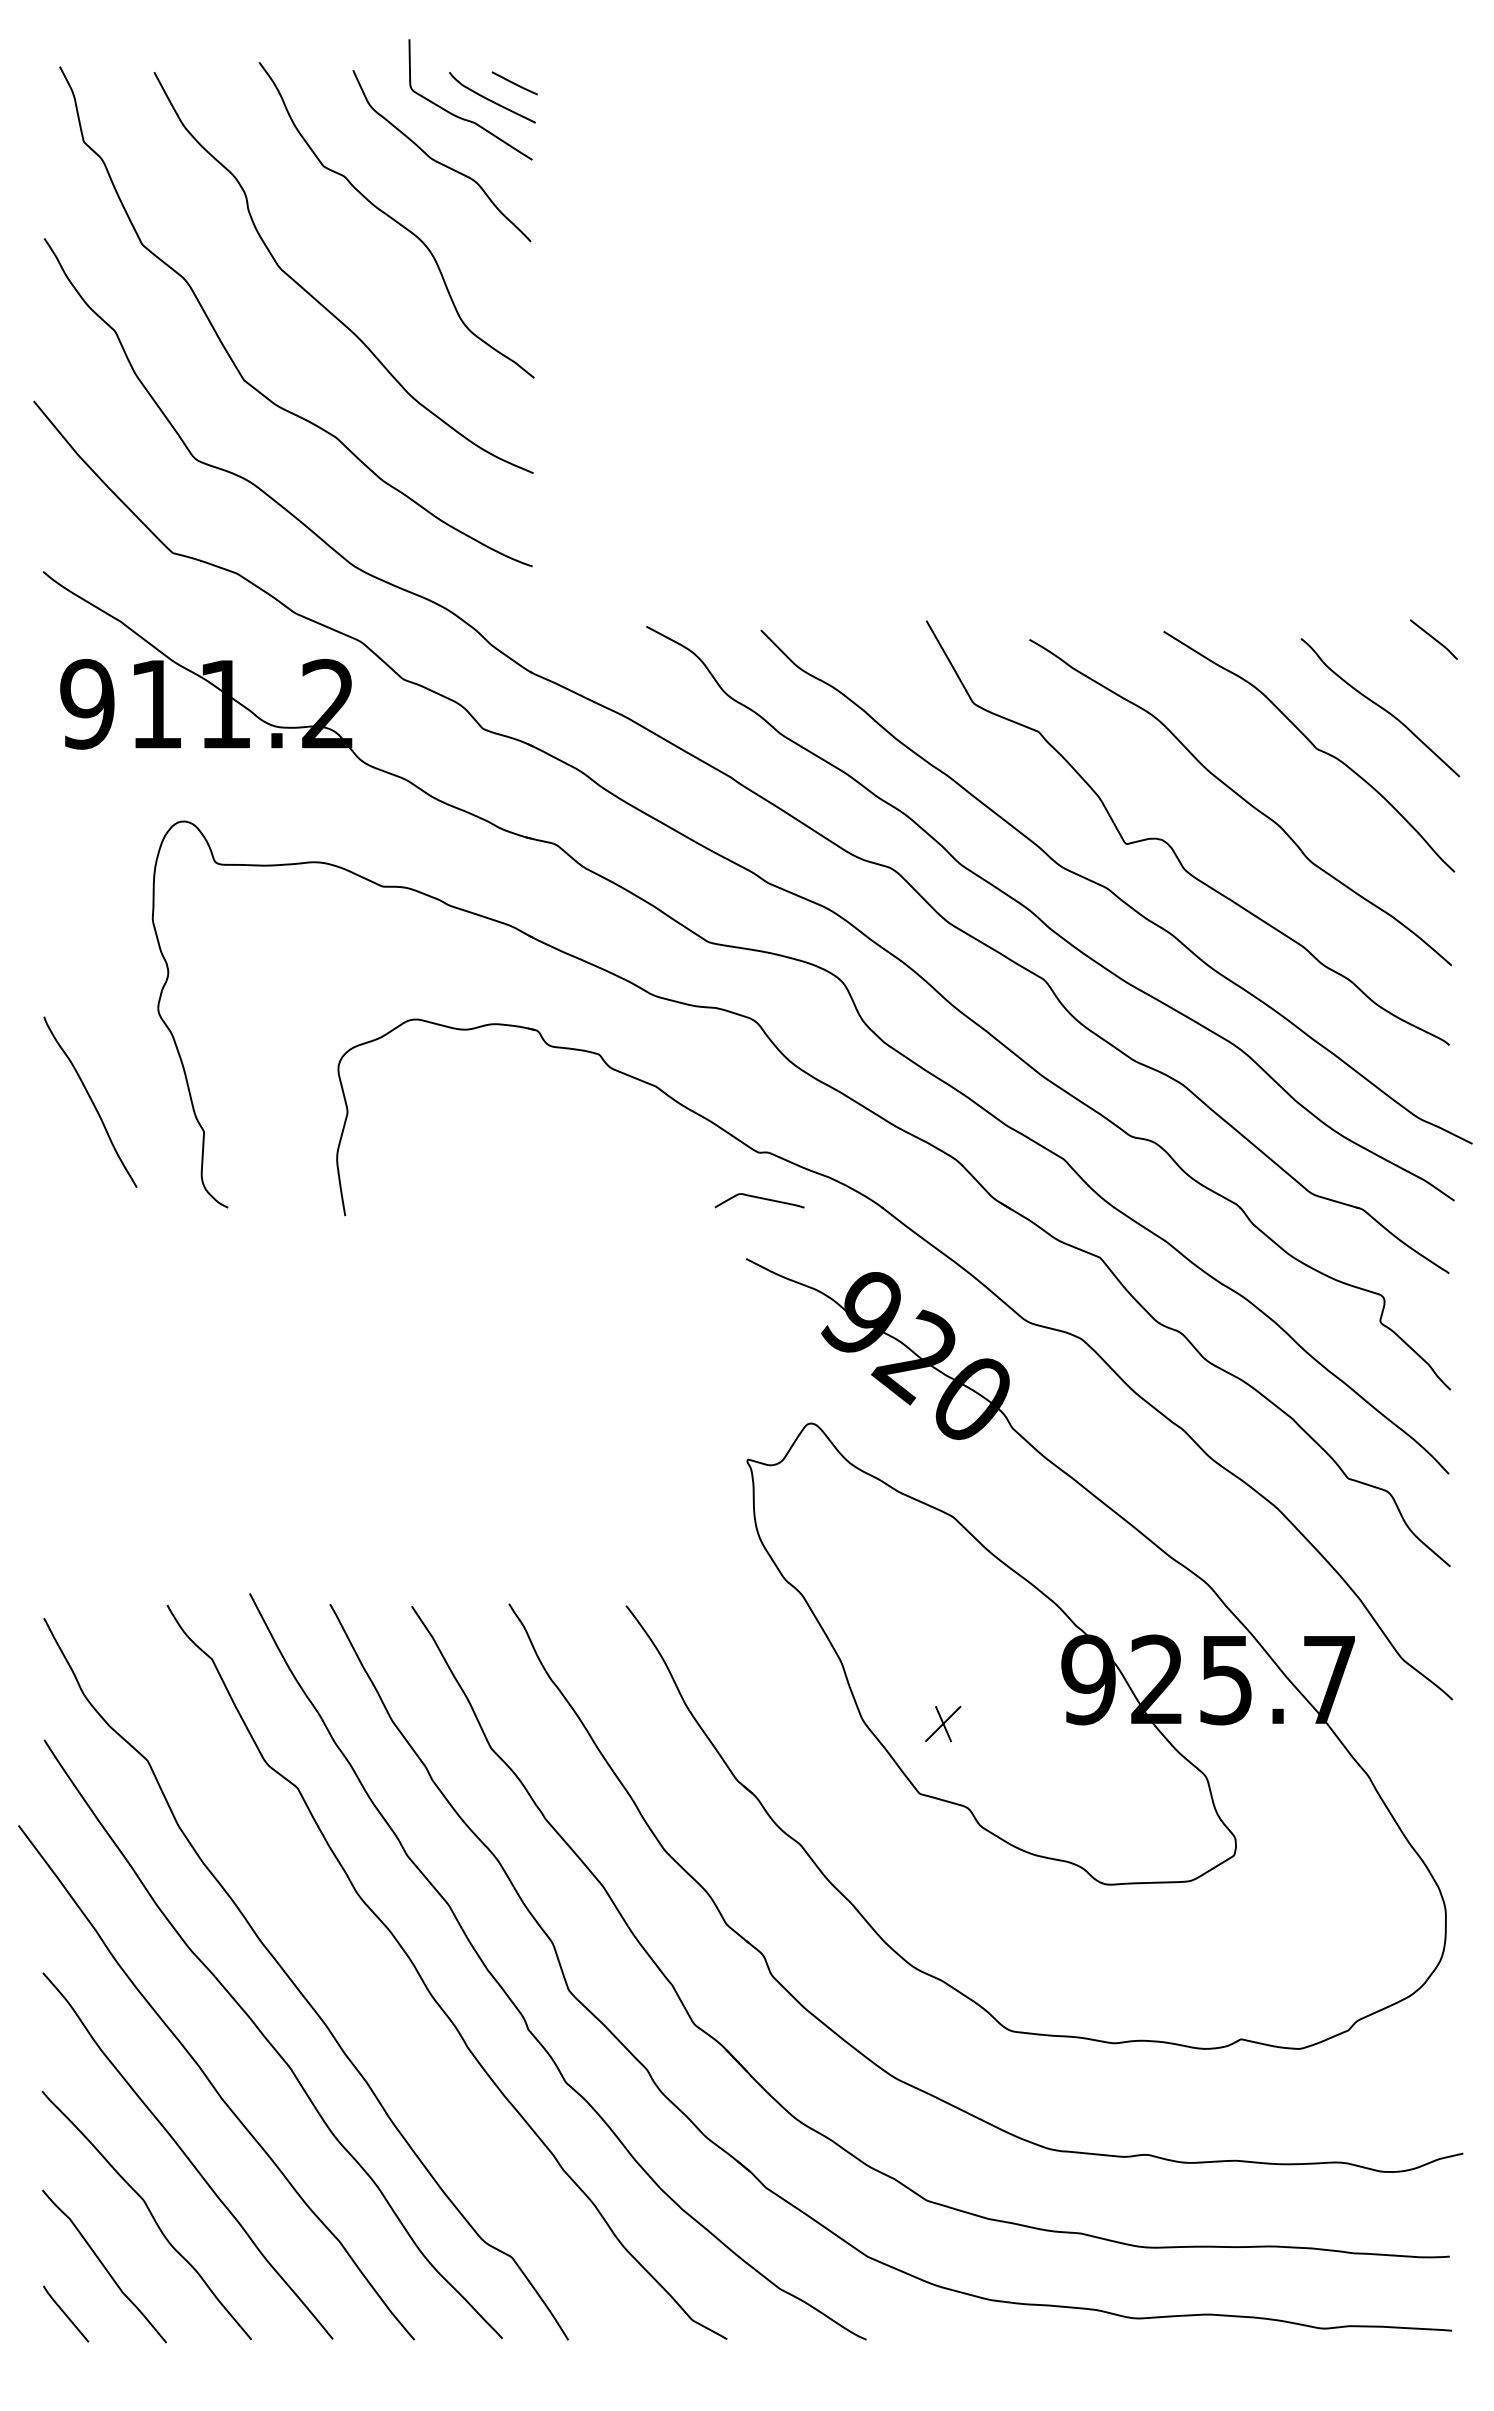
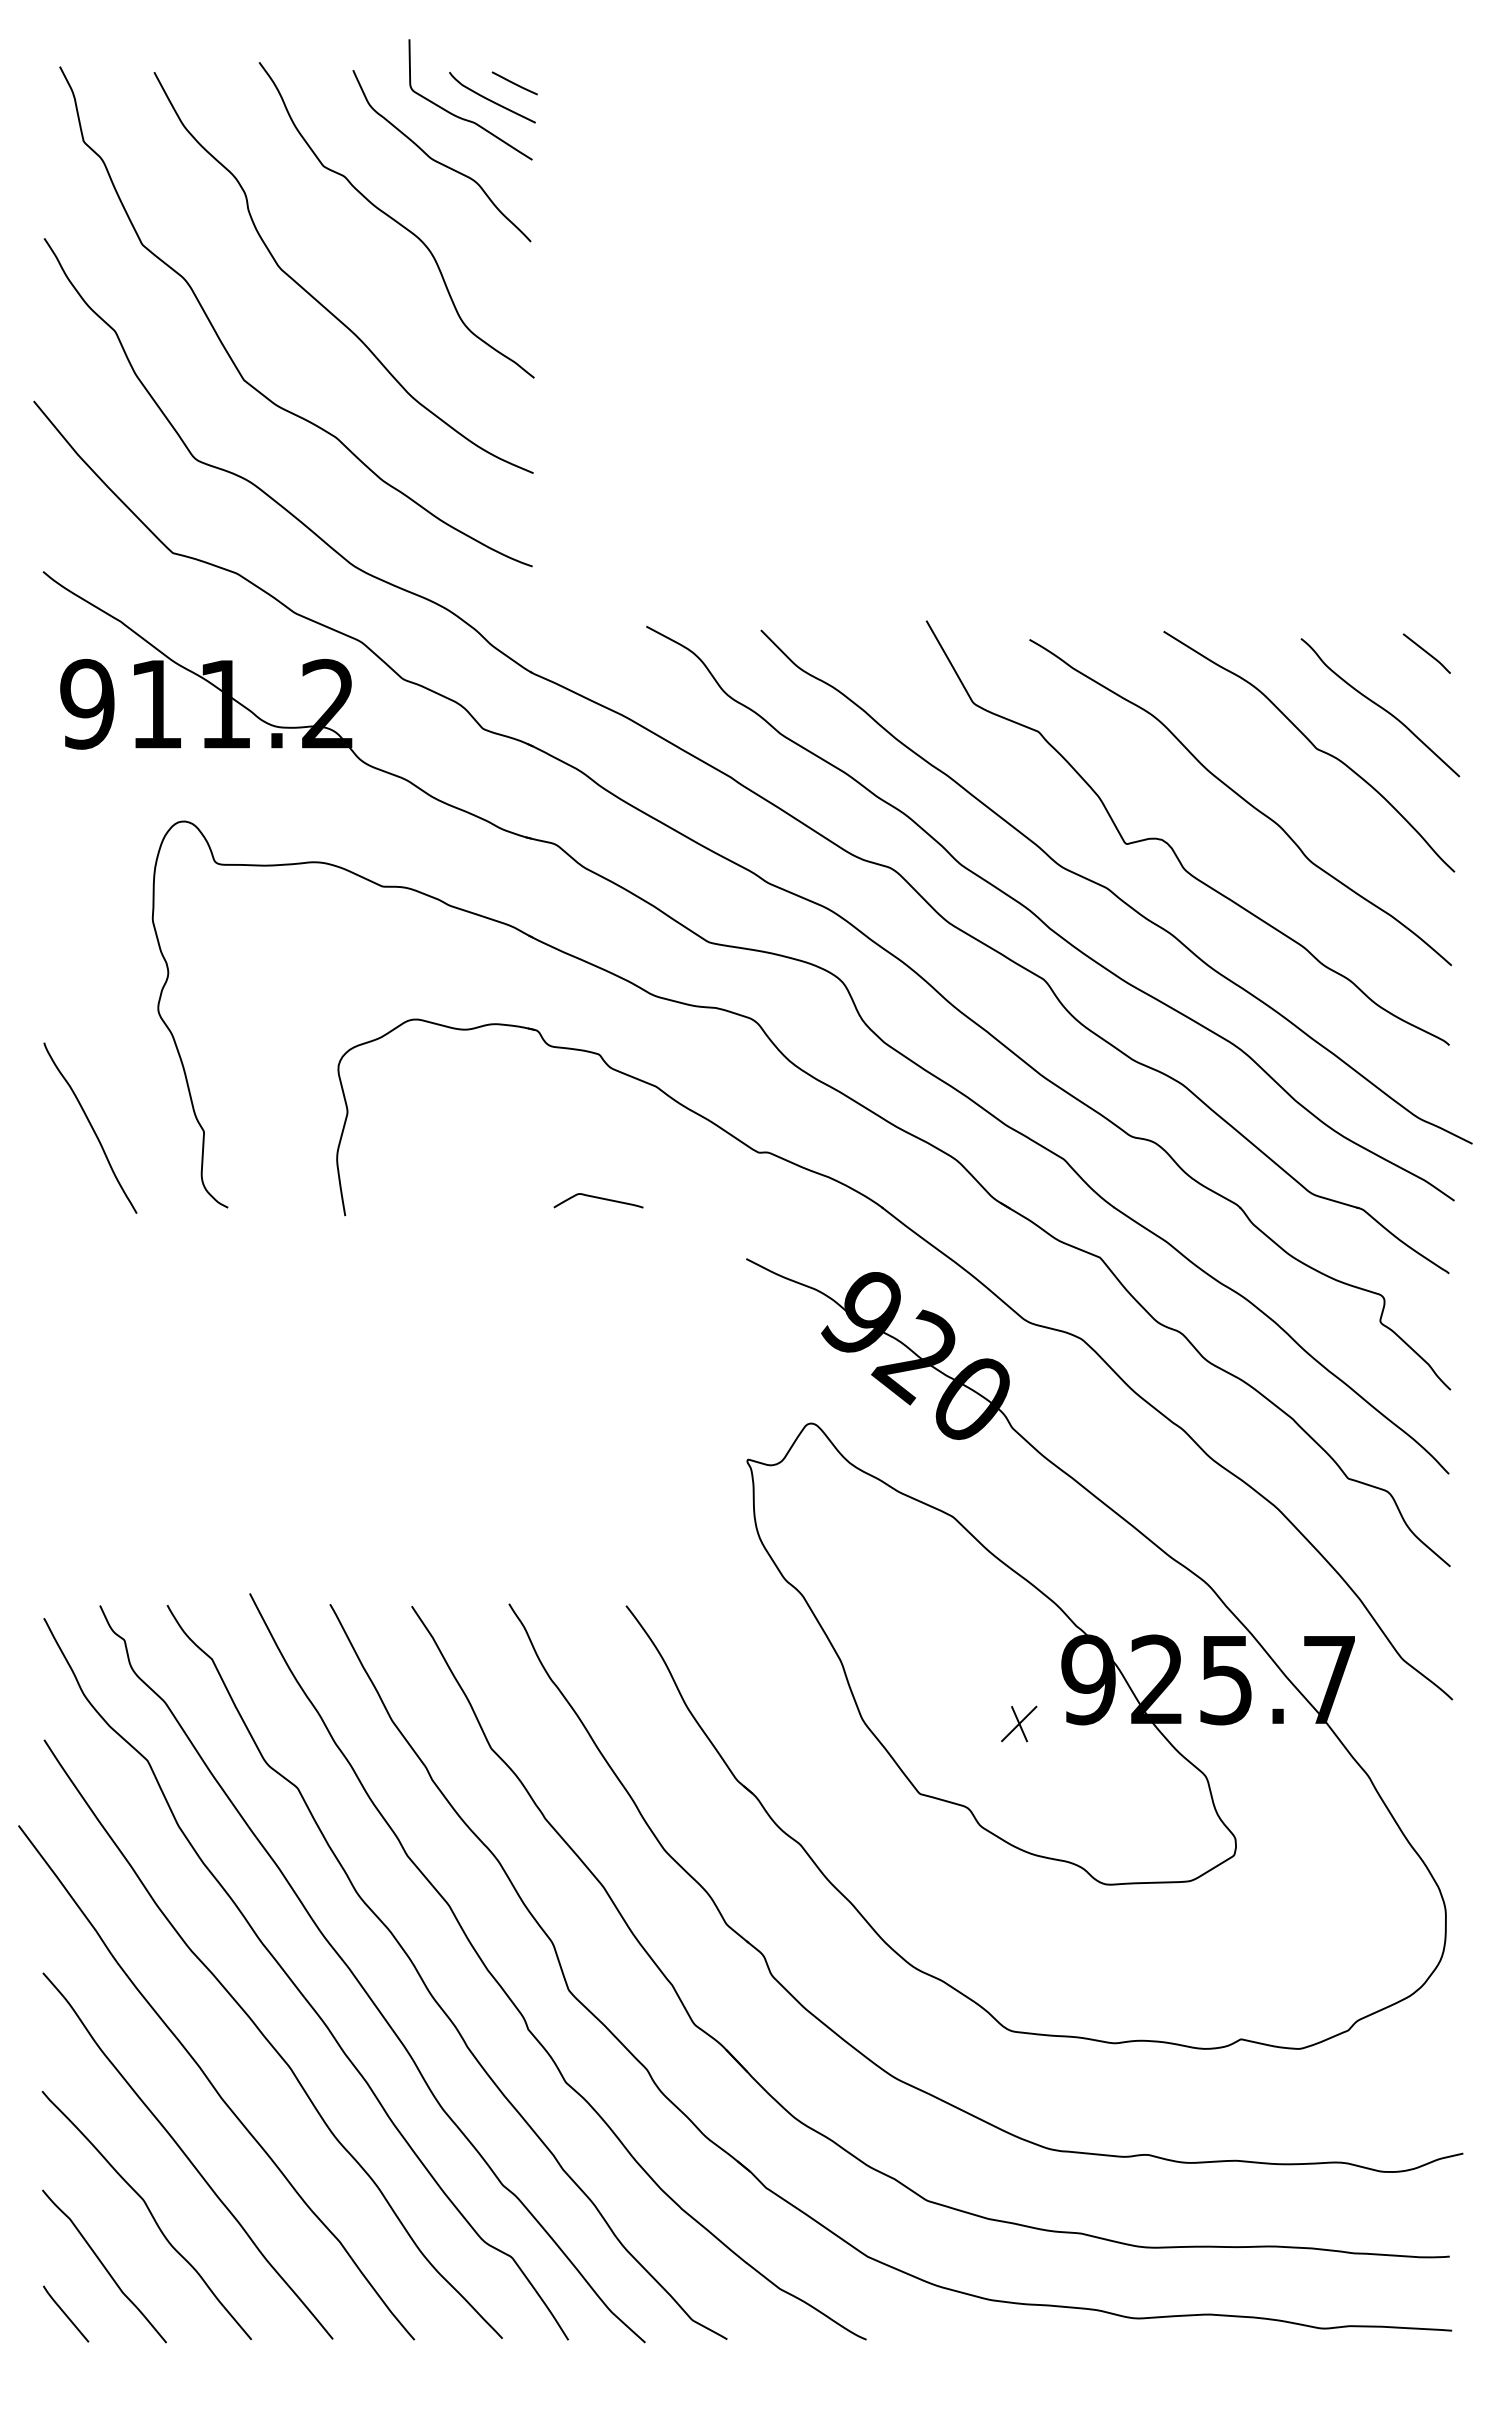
curve position: (1433, 639) -> (1426, 653) (1426, 653)
curve position: (90, 1100) -> (90, 1126) (90, 1126)
curve position: (759, 1198) -> (598, 1198) (598, 1198)
part position: (943, 1723) -> (1019, 1723) (1019, 1723)
curve: none -> present (360, 1982)
